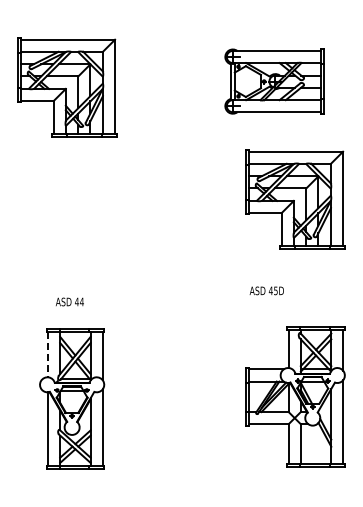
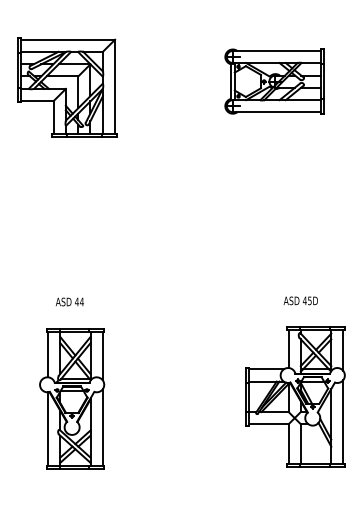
part: present -> none (295, 199)
text position: (266, 290) -> (300, 300) (300, 300)
line: dashed -> solid (48, 355)
